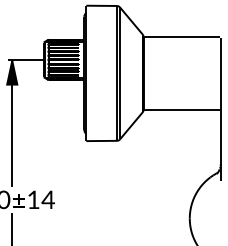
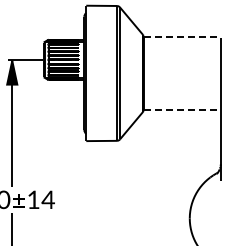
line: solid -> dashed (182, 36)
line: solid -> dashed (182, 109)
